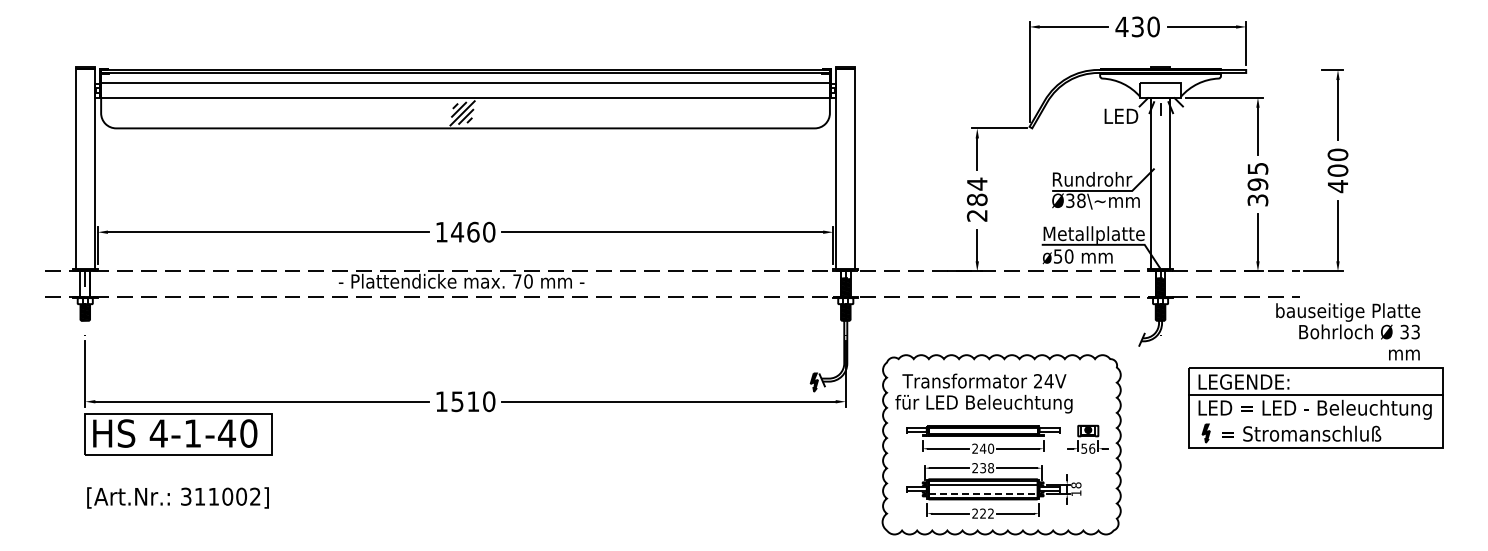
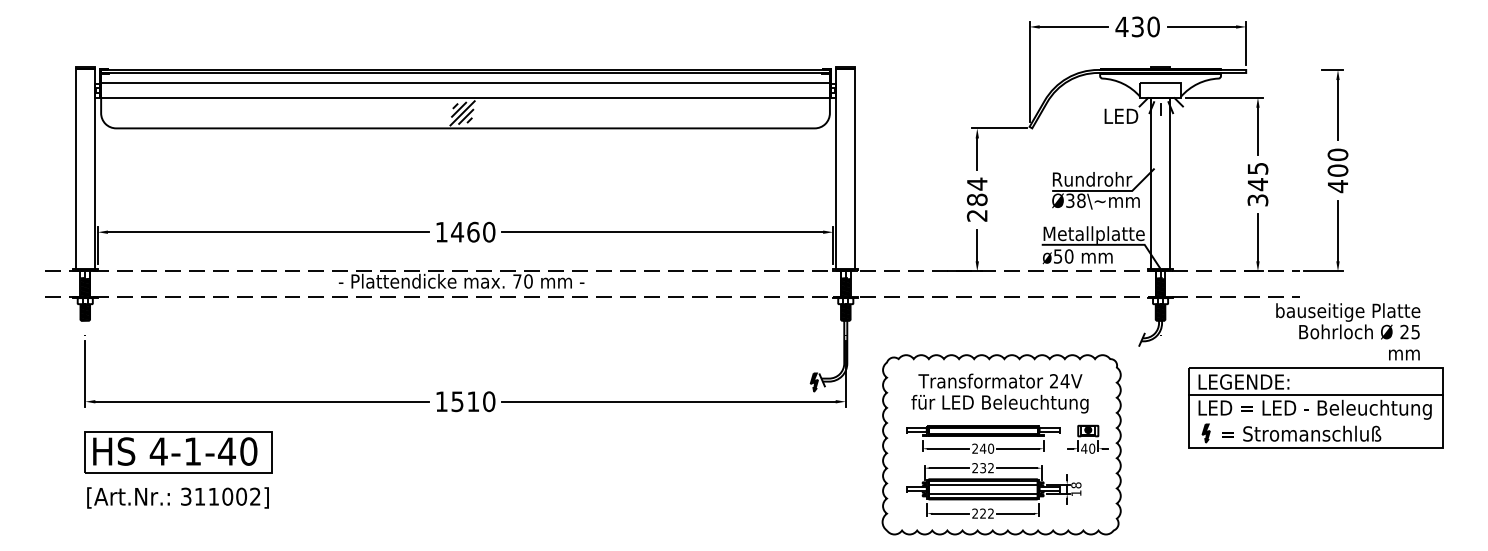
text: 395 -> 345 (1257, 184)
hatch: none -> present (85, 286)
text: 33 -> 25 (1409, 331)
text position: (983, 393) -> (999, 393) (999, 393)
part position: (178, 434) -> (178, 452) (178, 452)
text: 56 -> 40 (1088, 448)
text: 238 -> 232 (991, 468)
line: dashed -> solid (983, 493)
